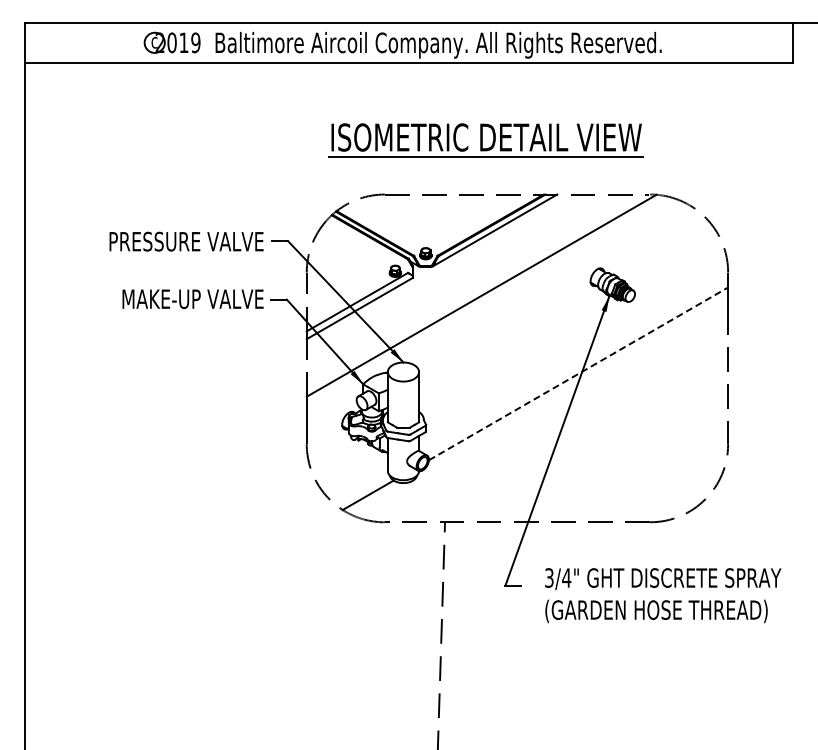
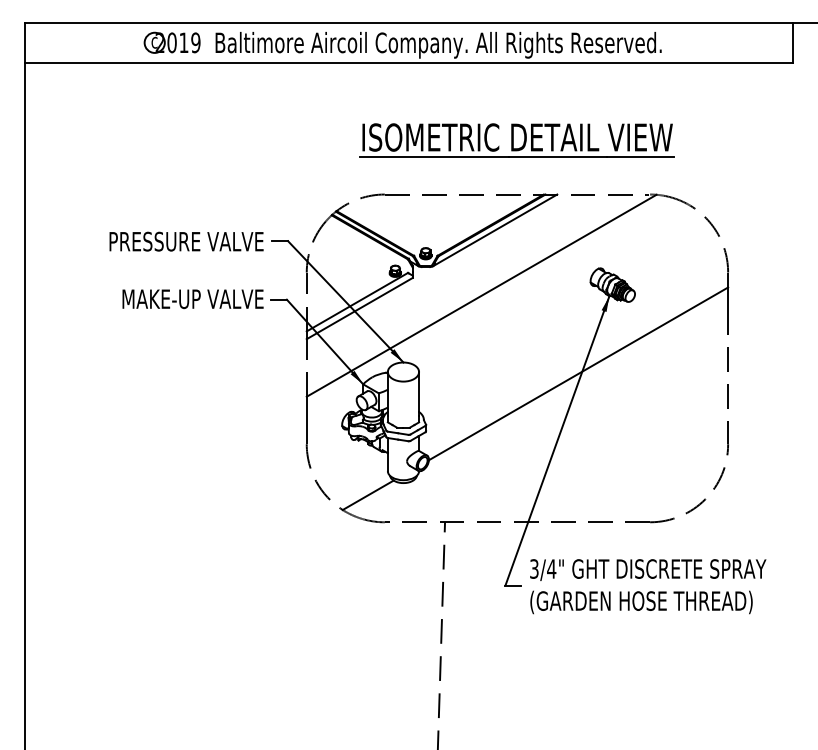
part position: (485, 140) -> (516, 140) (516, 140)
line: dashed -> solid (578, 373)
text position: (663, 595) -> (648, 586) (648, 586)
